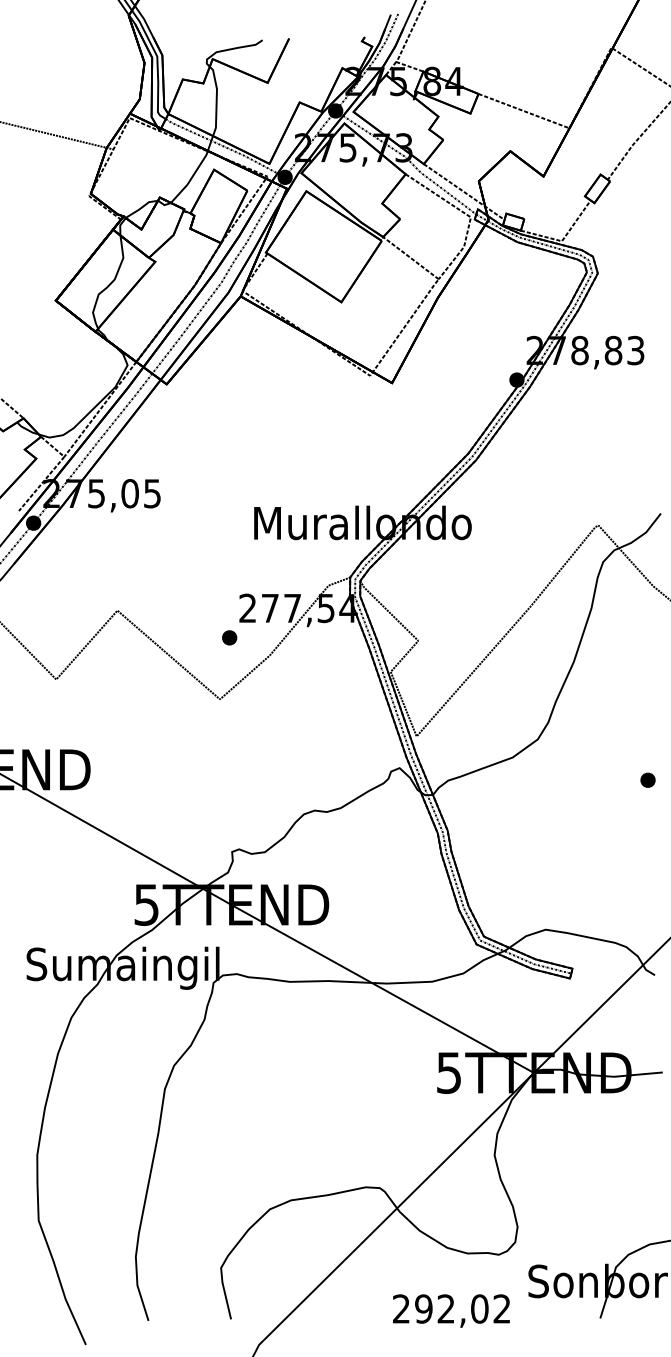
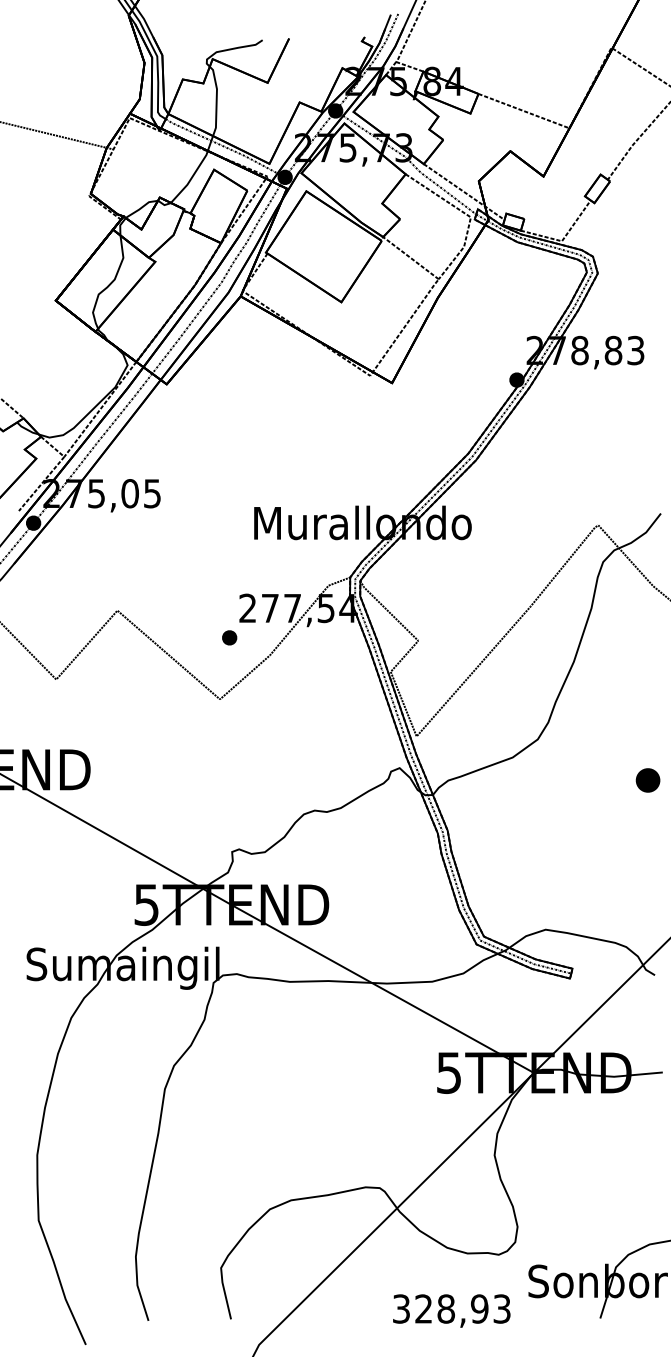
part size: 16x16 px -> 26x25 px (647, 780)
text: 292,02 -> 328,93 (451, 1308)
